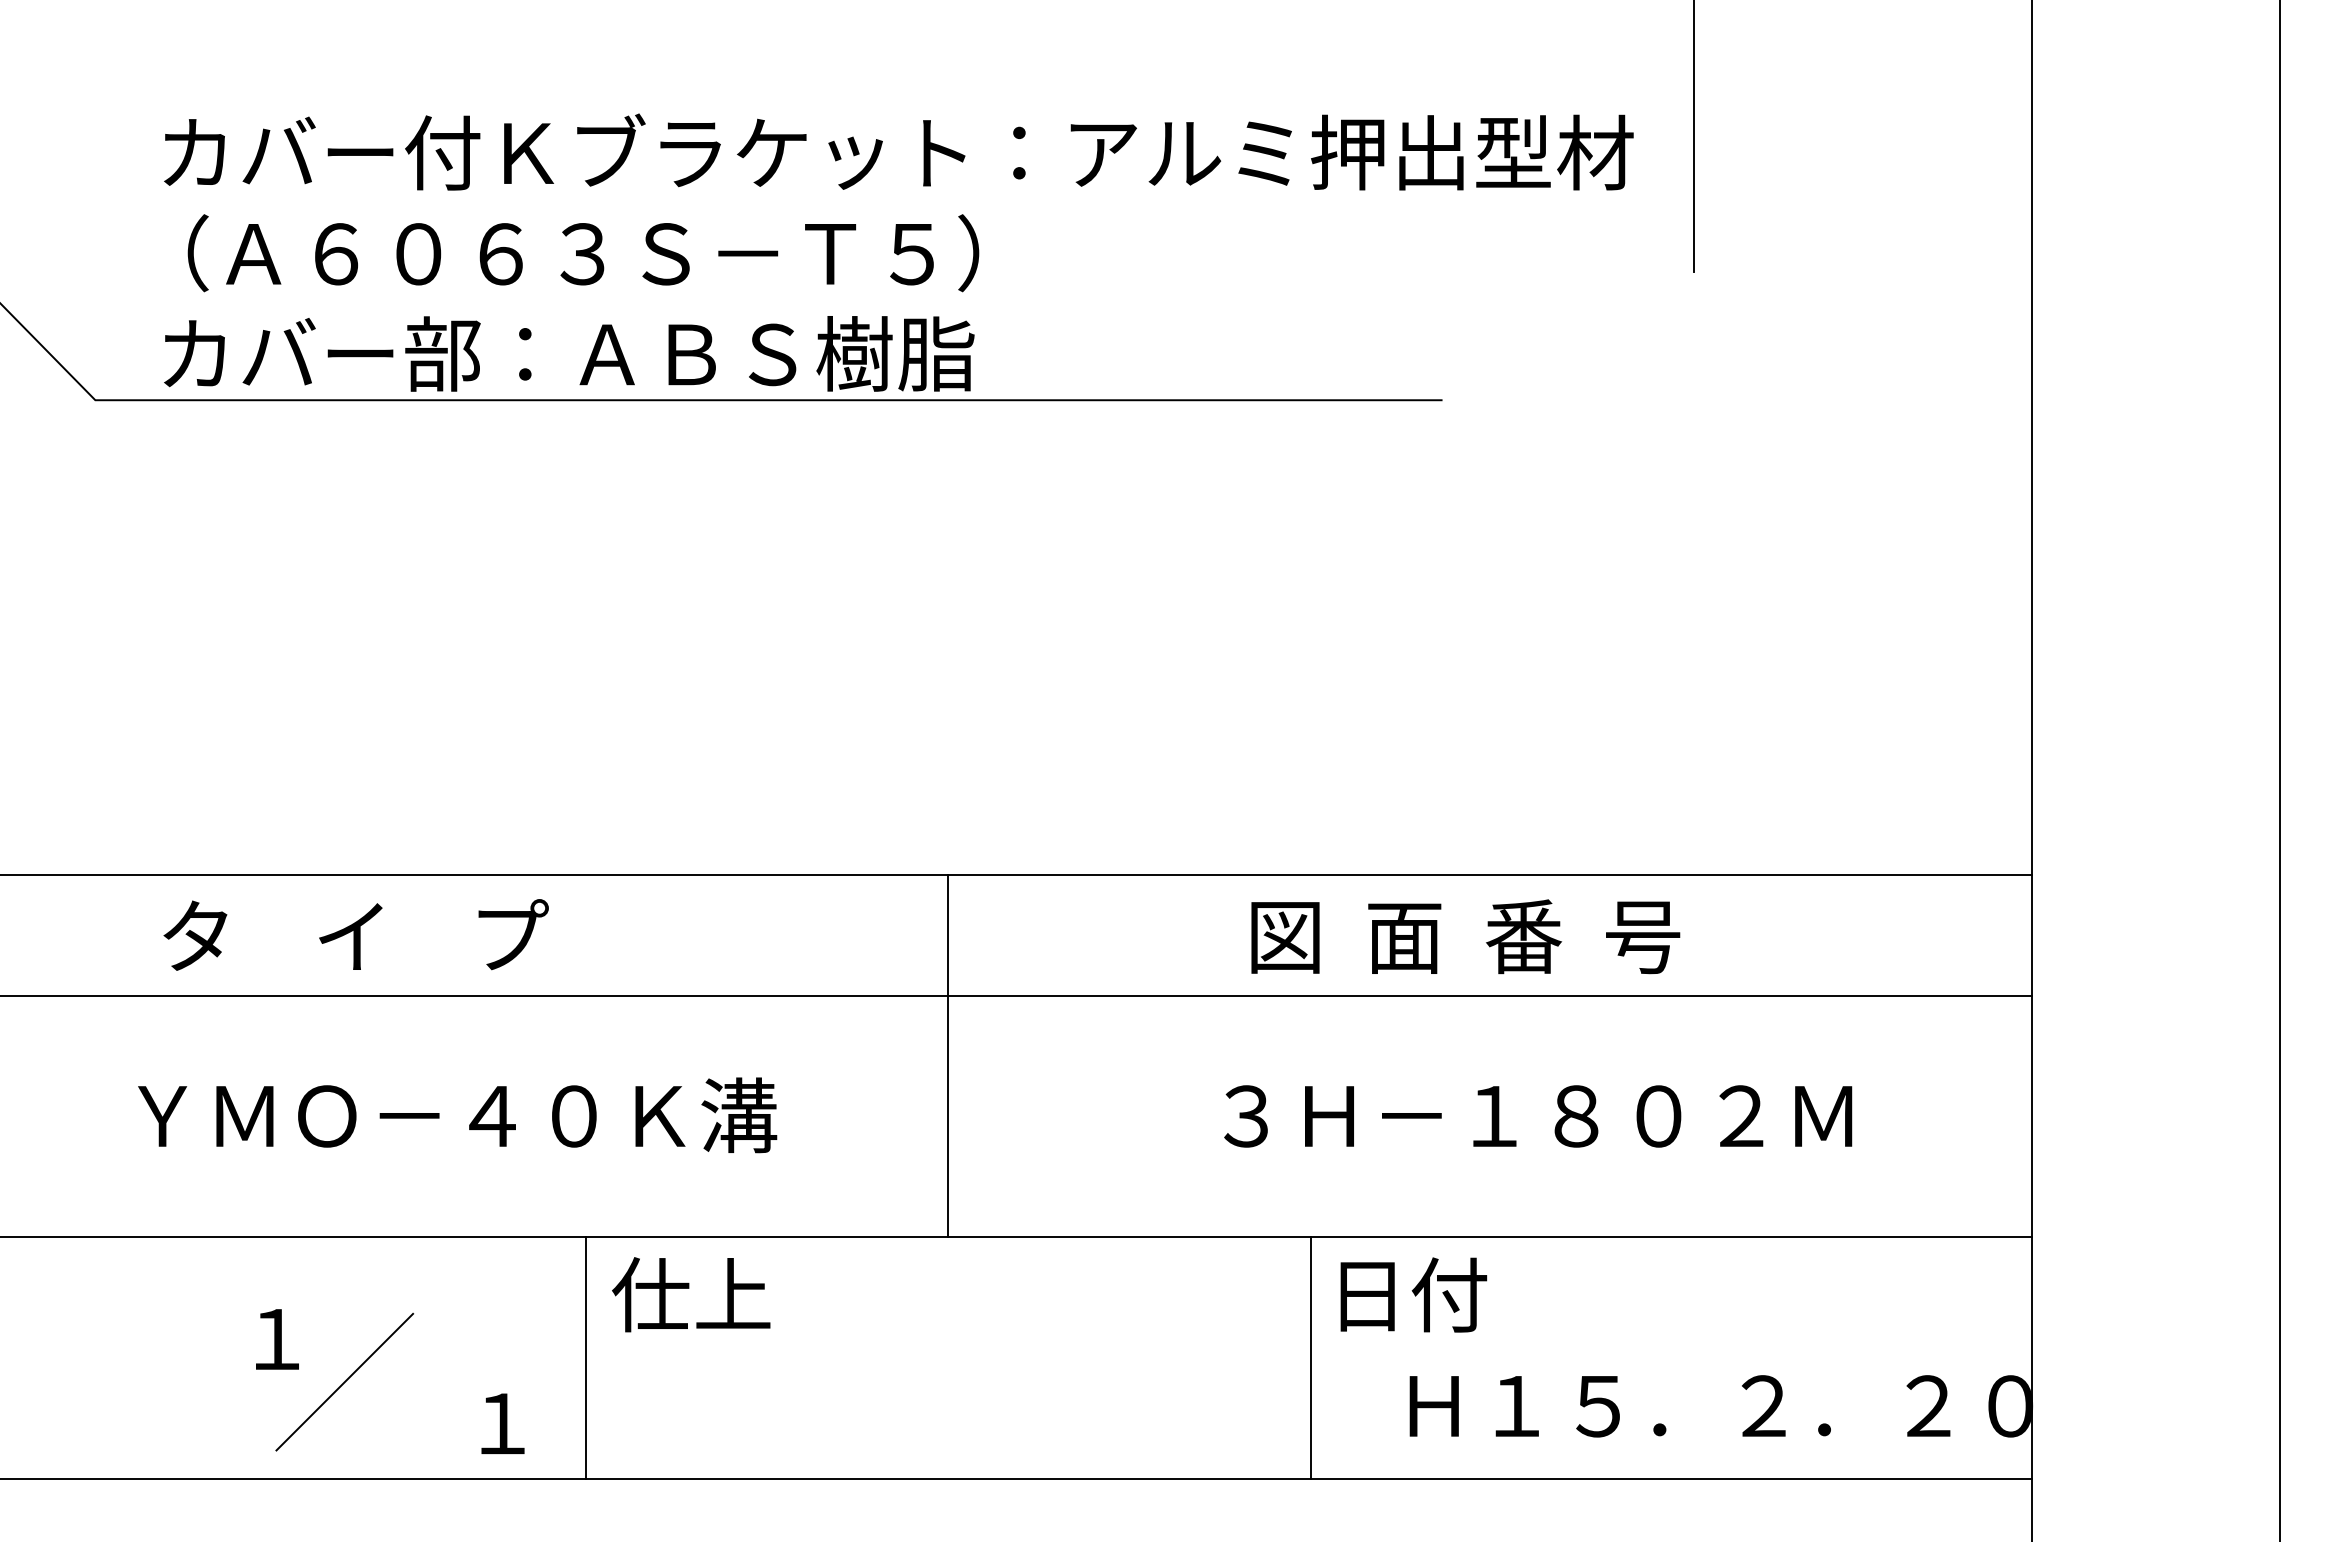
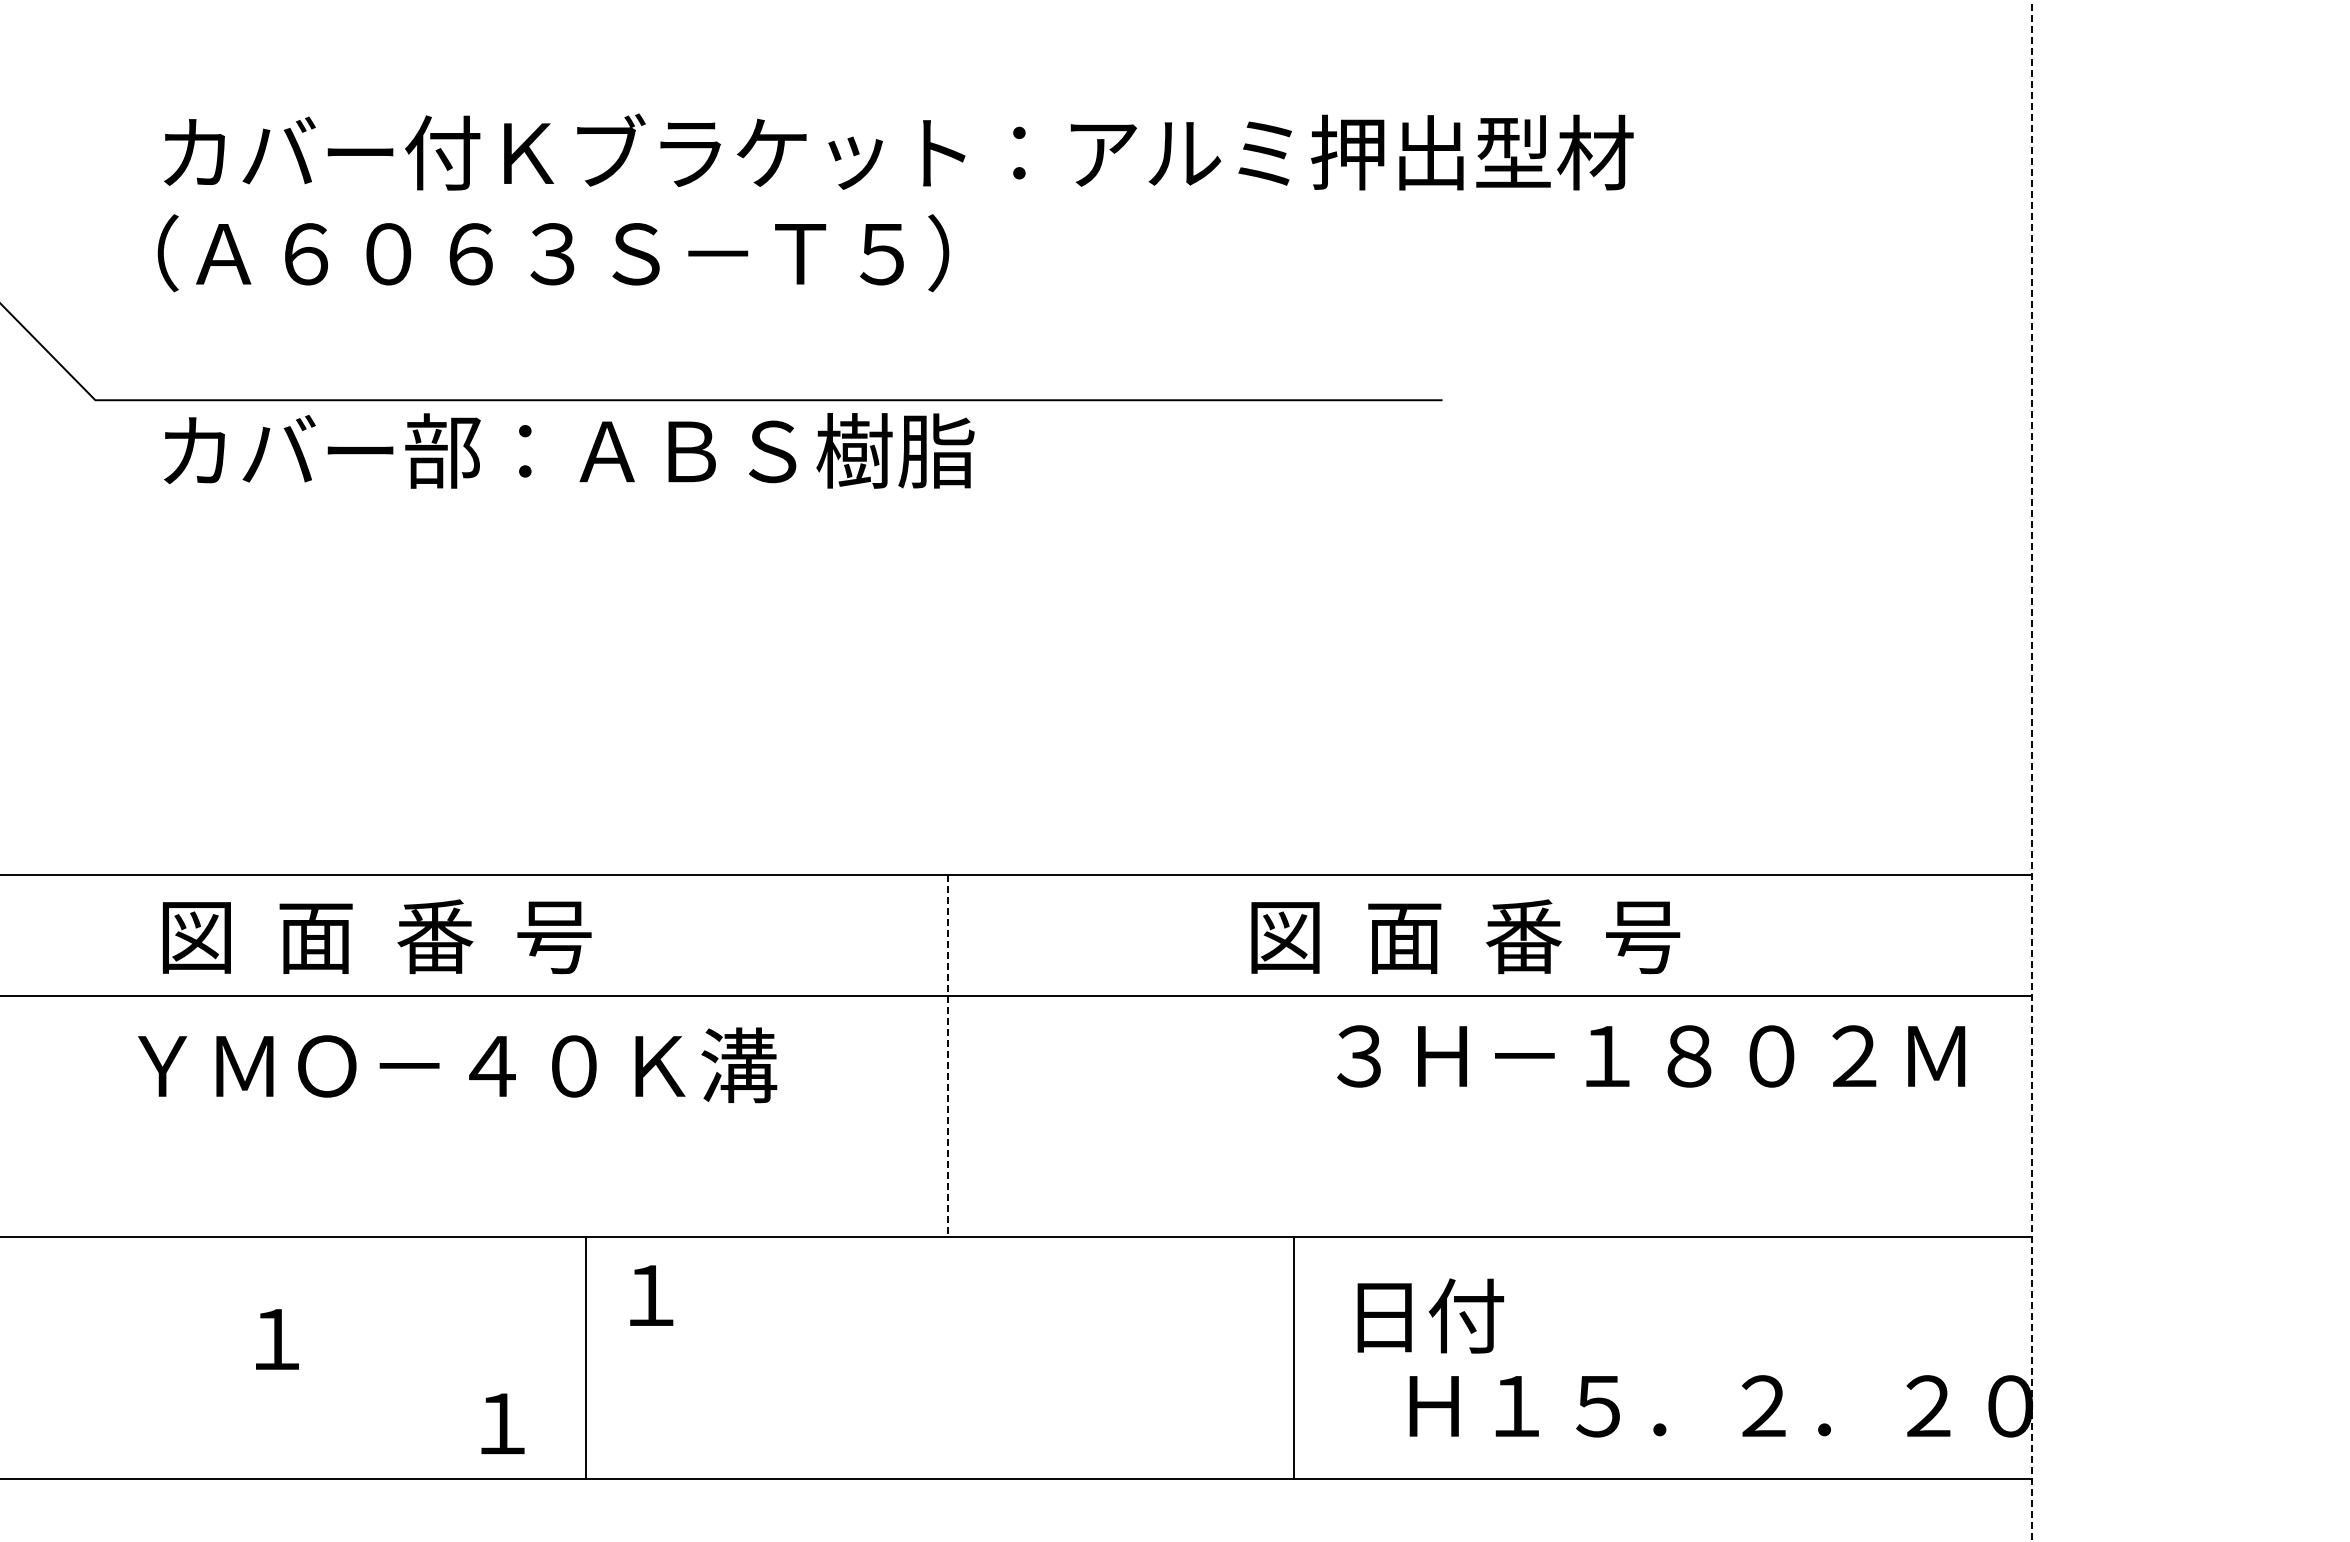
line: present -> none (1693, 136)
text position: (583, 253) -> (553, 253) (553, 253)
text position: (569, 353) -> (569, 450) (569, 450)
line: solid -> dashed (2032, 770)
line: present -> none (2279, 770)
text: タ    イ    プ -> 図  面  番  号 (376, 936)
line: solid -> dashed (948, 1056)
text position: (457, 1115) -> (457, 1065) (457, 1065)
text position: (1538, 1116) -> (1651, 1056) (1651, 1056)
text: 仕上 -> １ (691, 1294)
text position: (1413, 1294) -> (1430, 1315) (1430, 1315)
line position: (1310, 1357) -> (1293, 1357) (1293, 1357)
line: present -> none (344, 1381)
